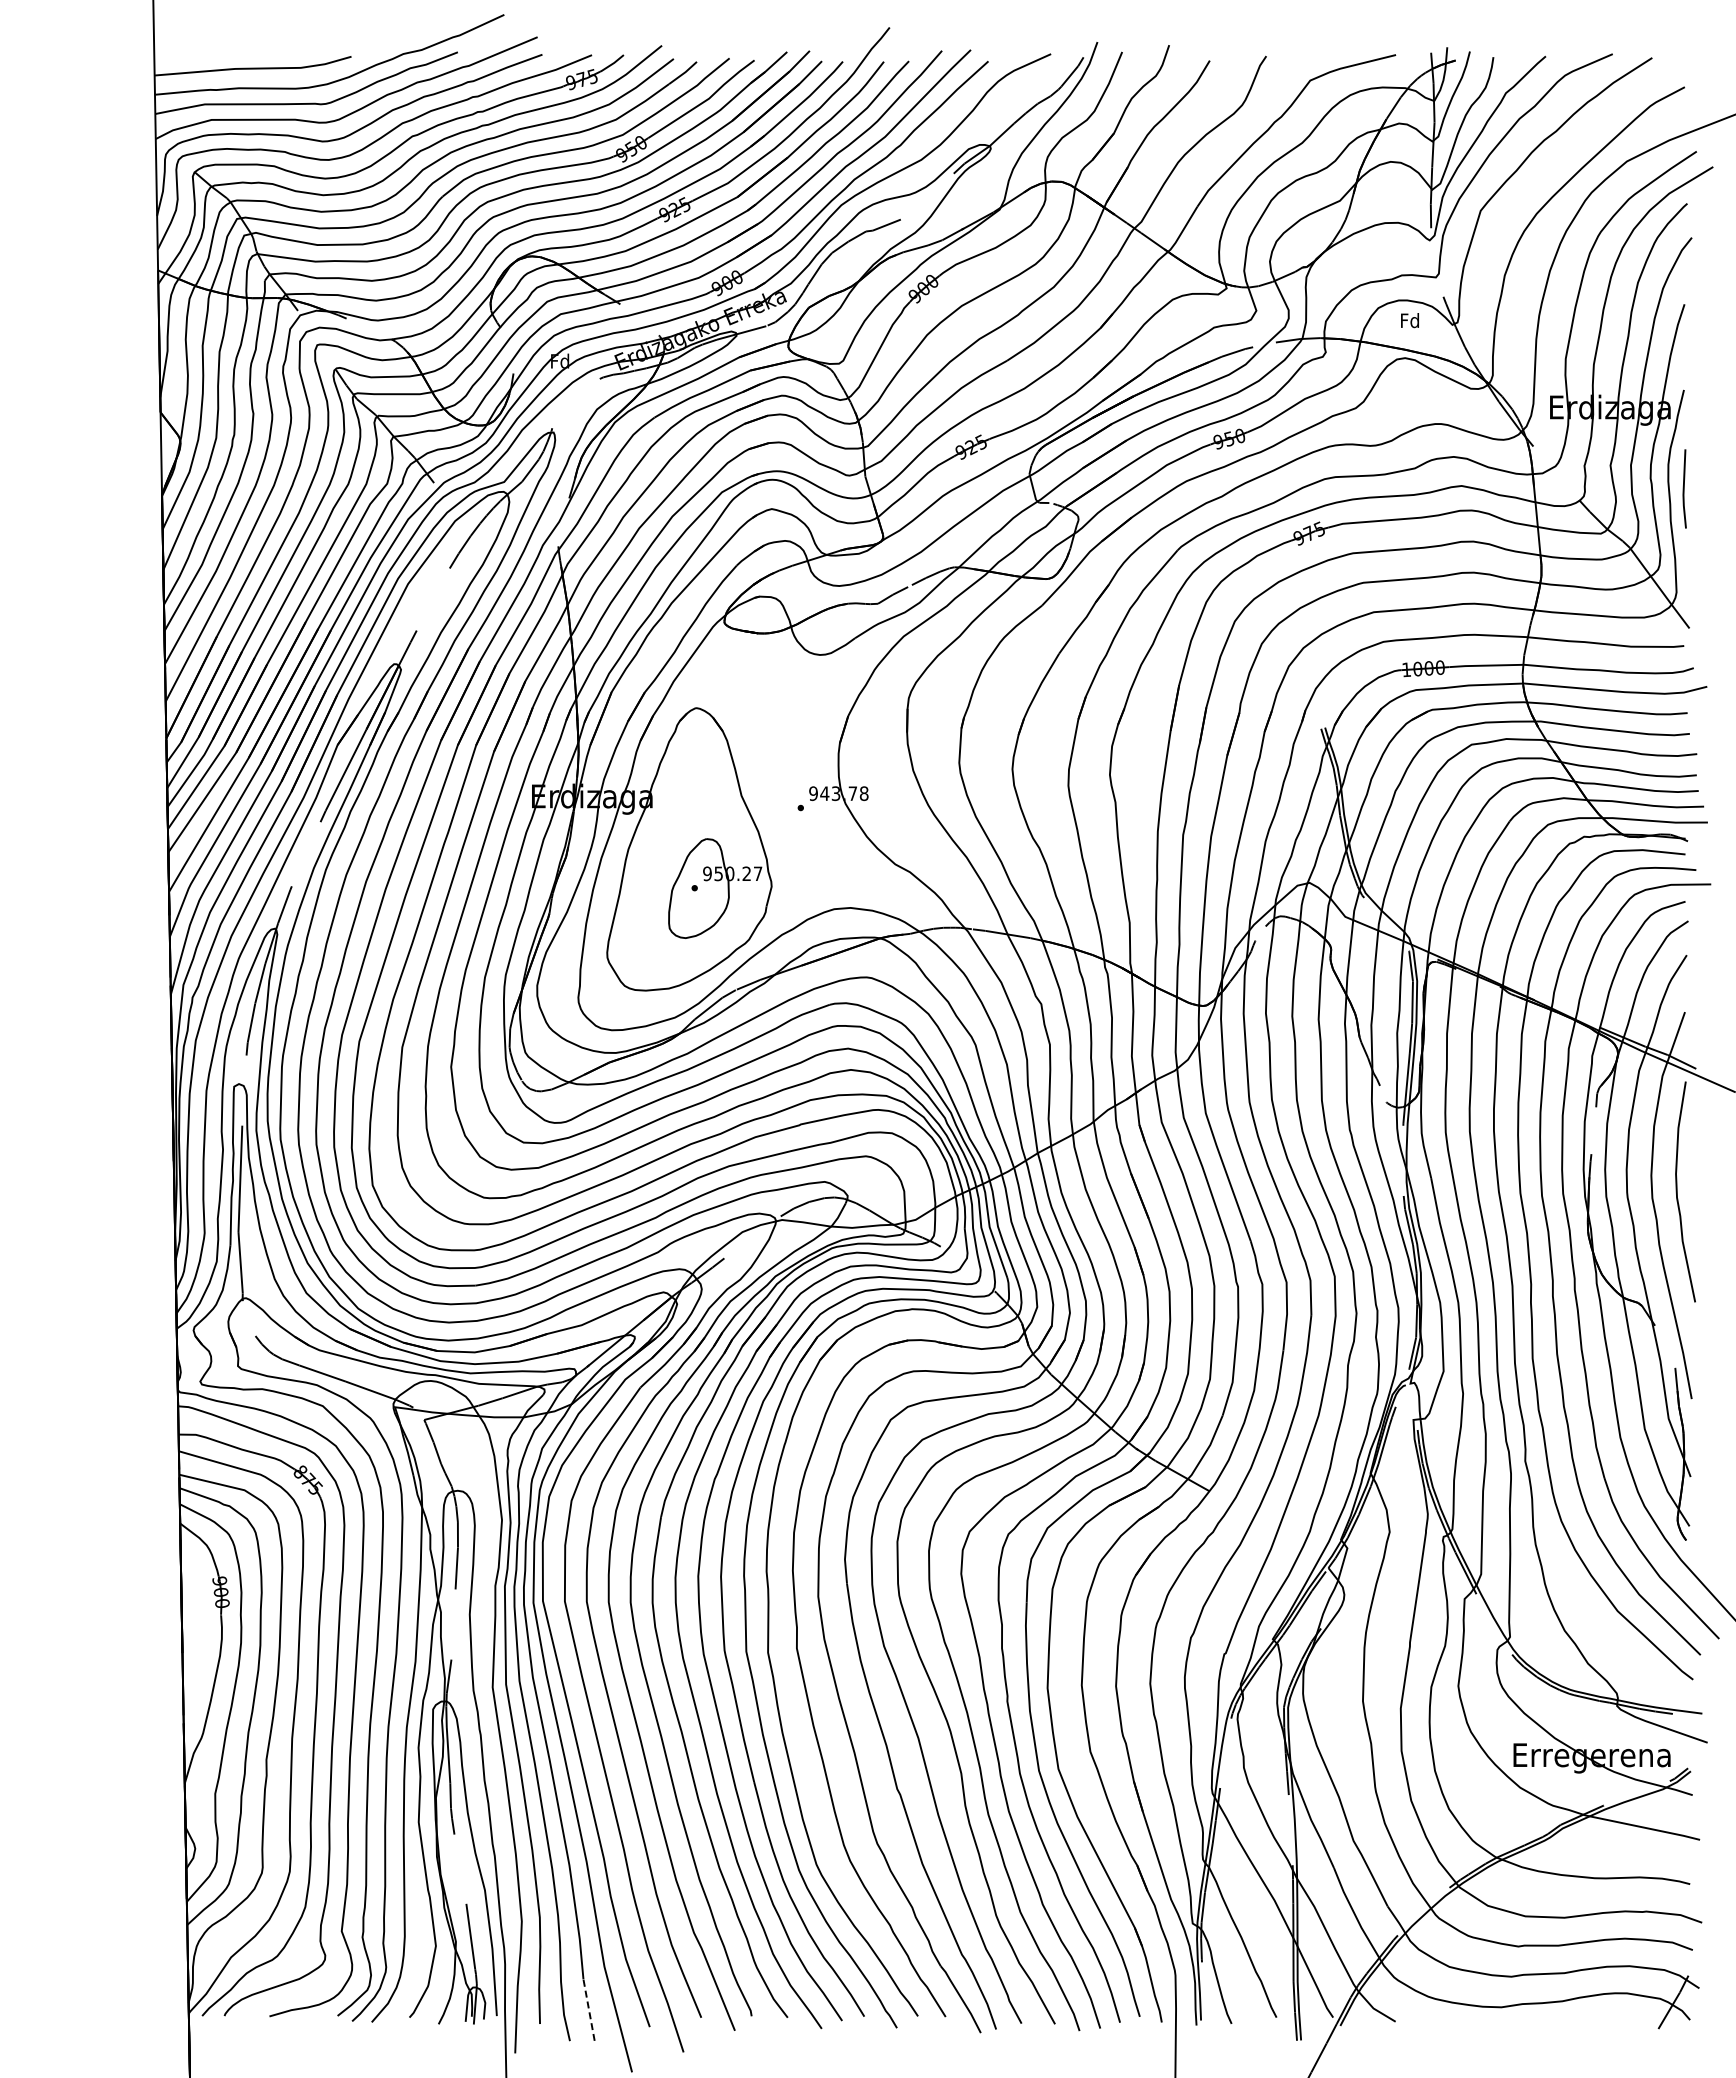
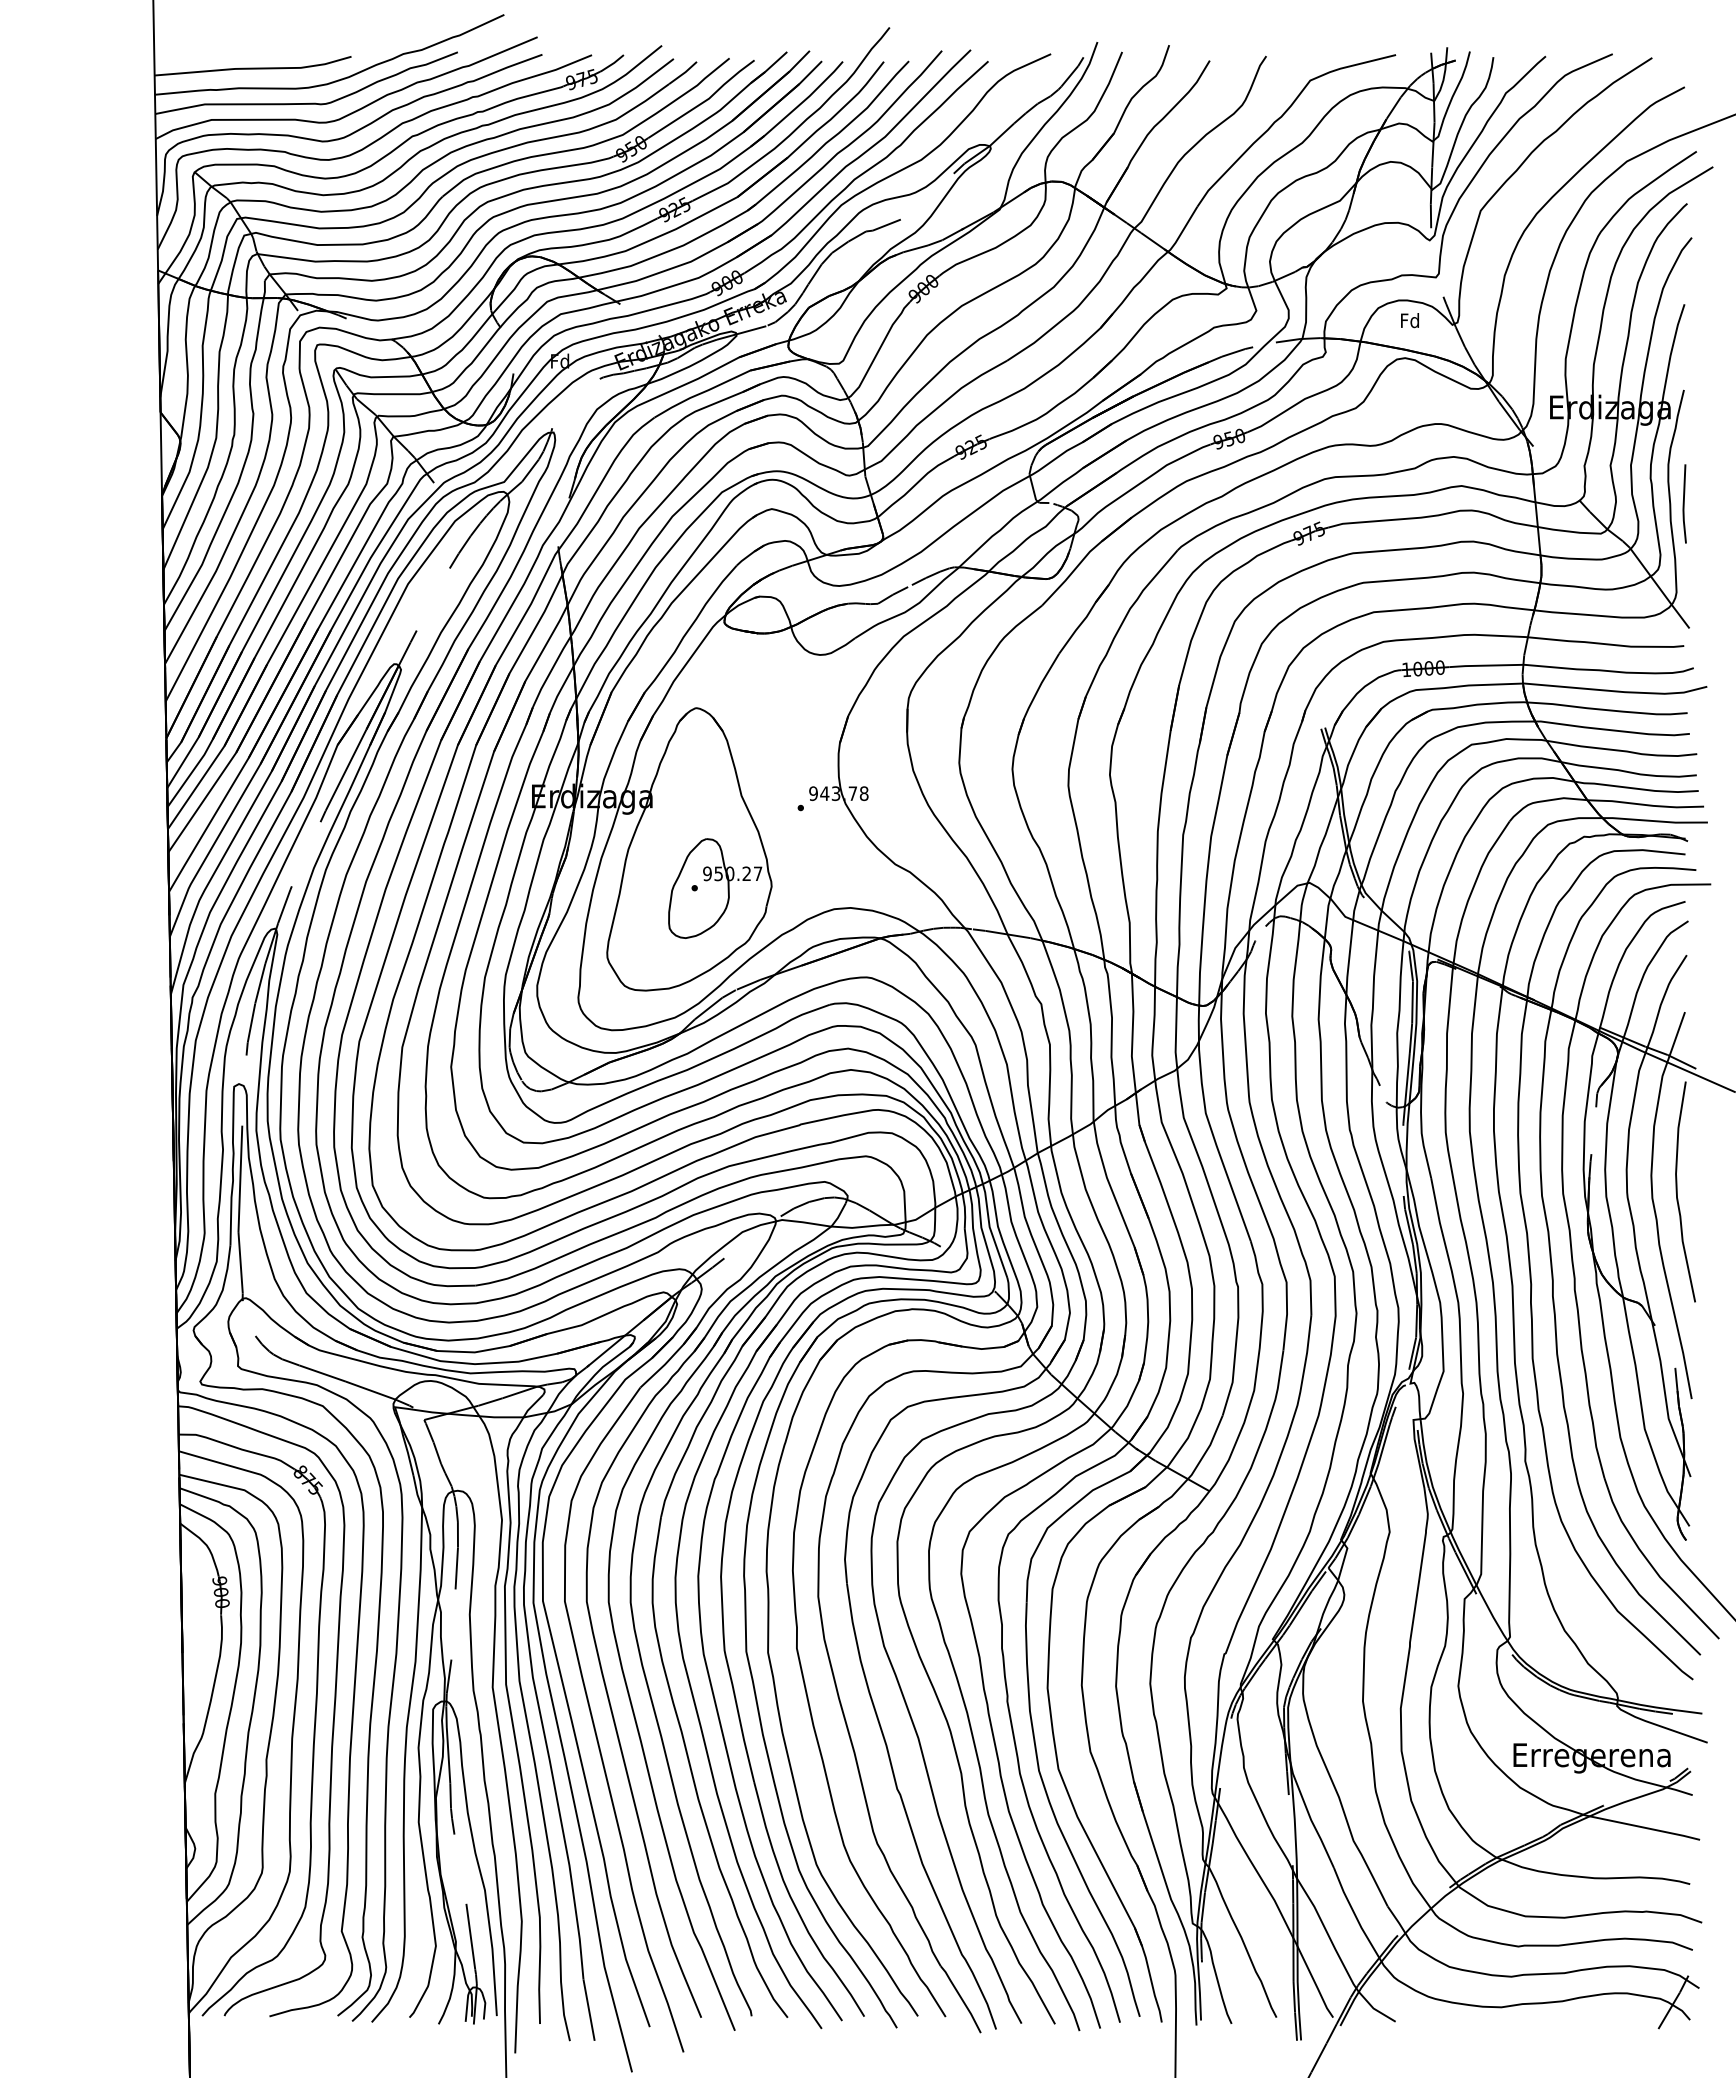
line position: (1684, 488) -> (1684, 503) (1684, 503)
line: dashed -> solid (588, 2009)
